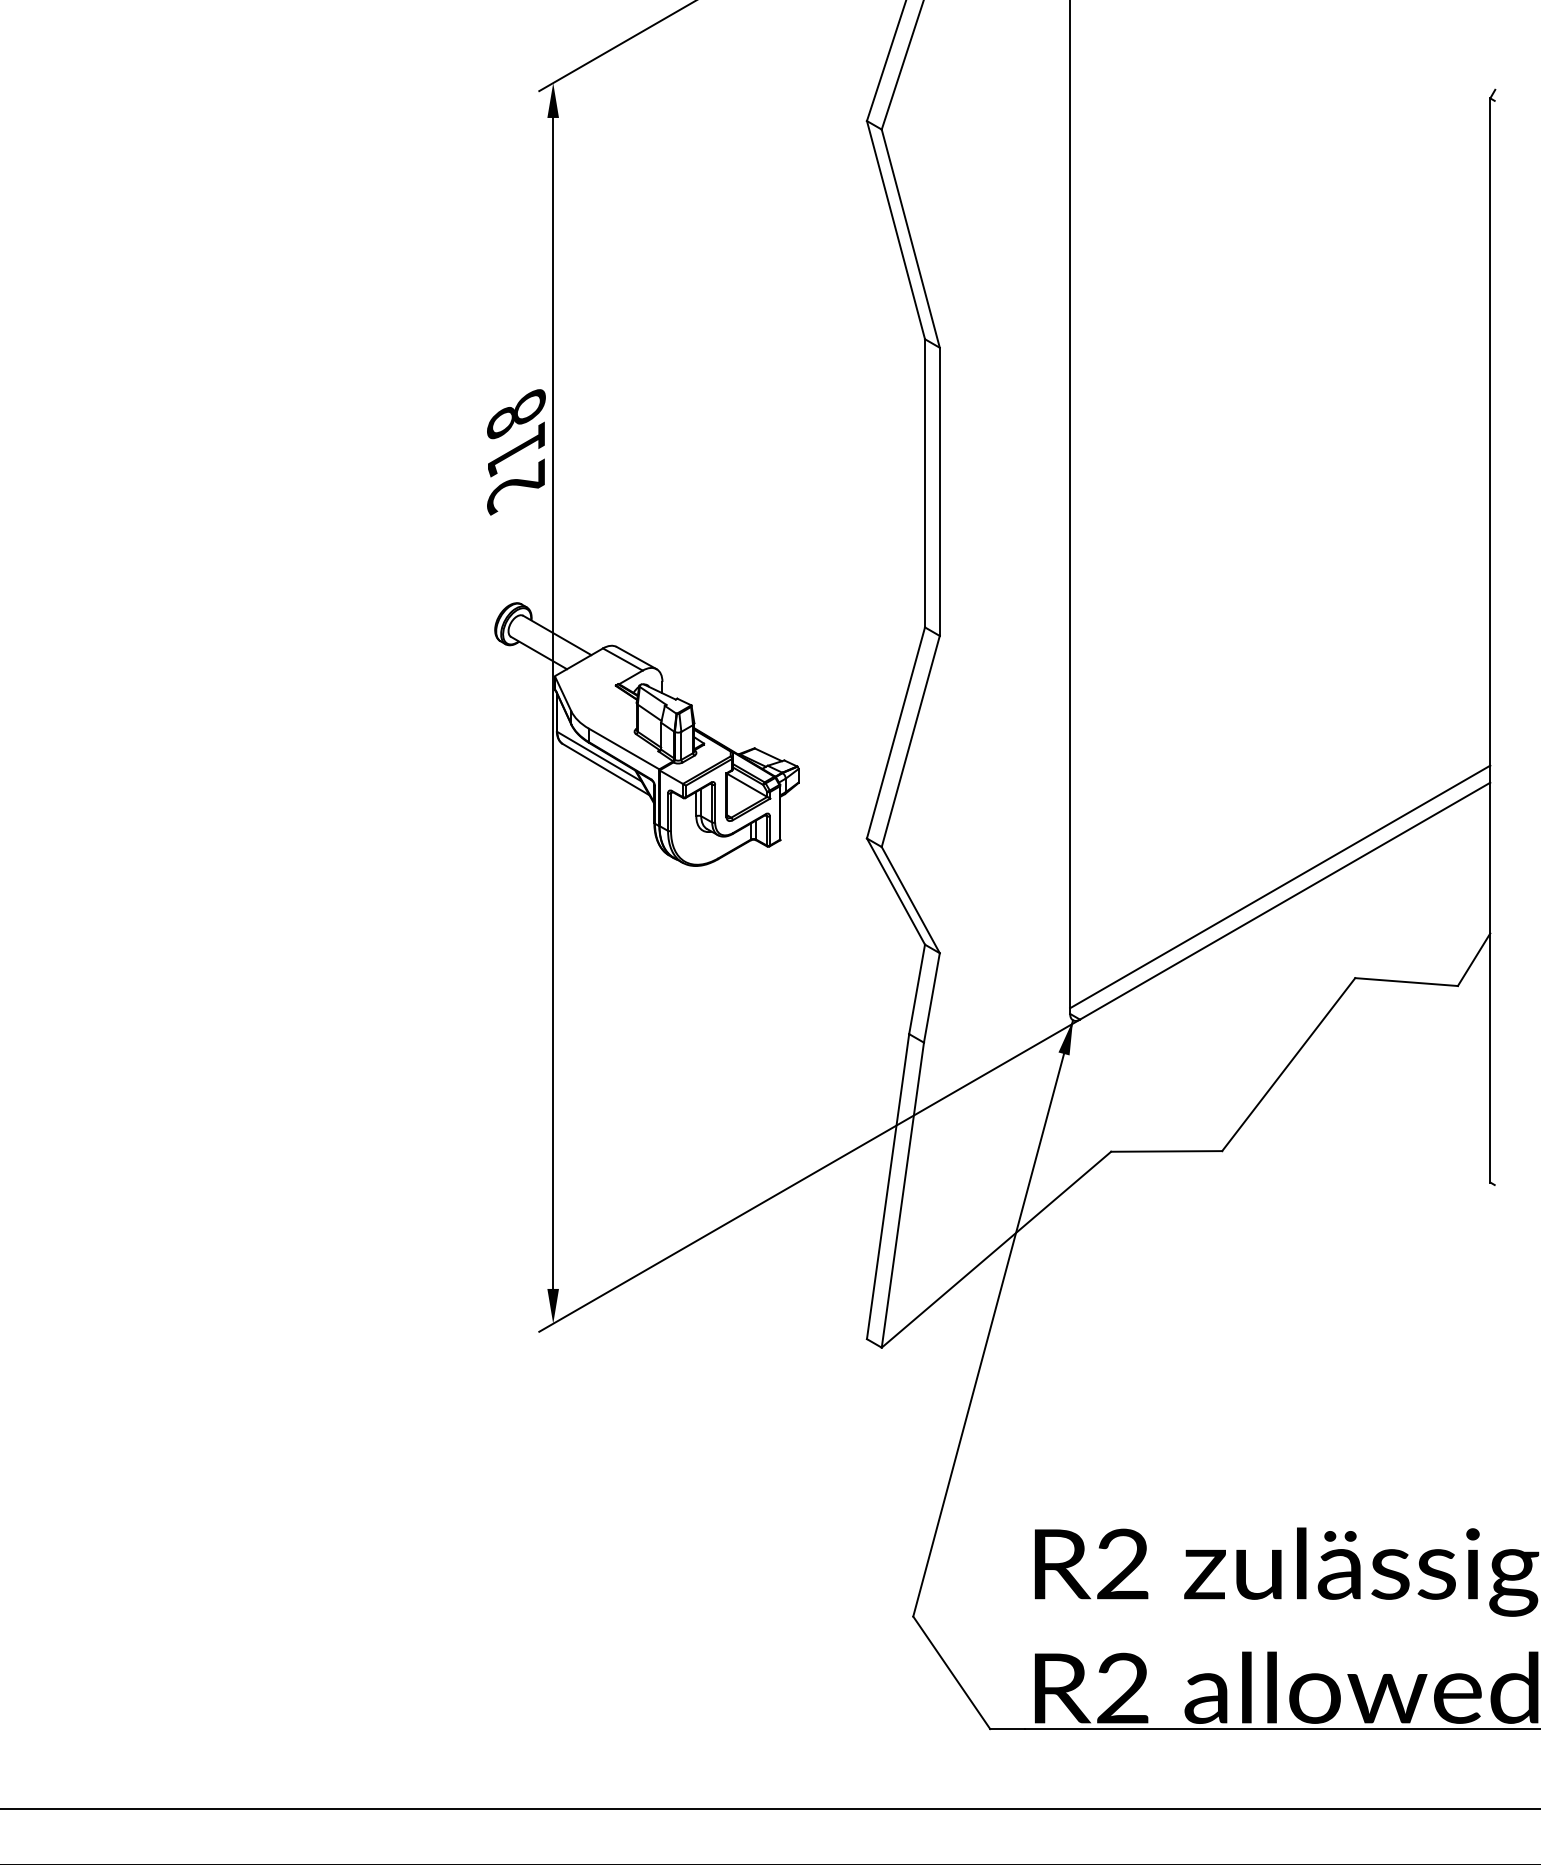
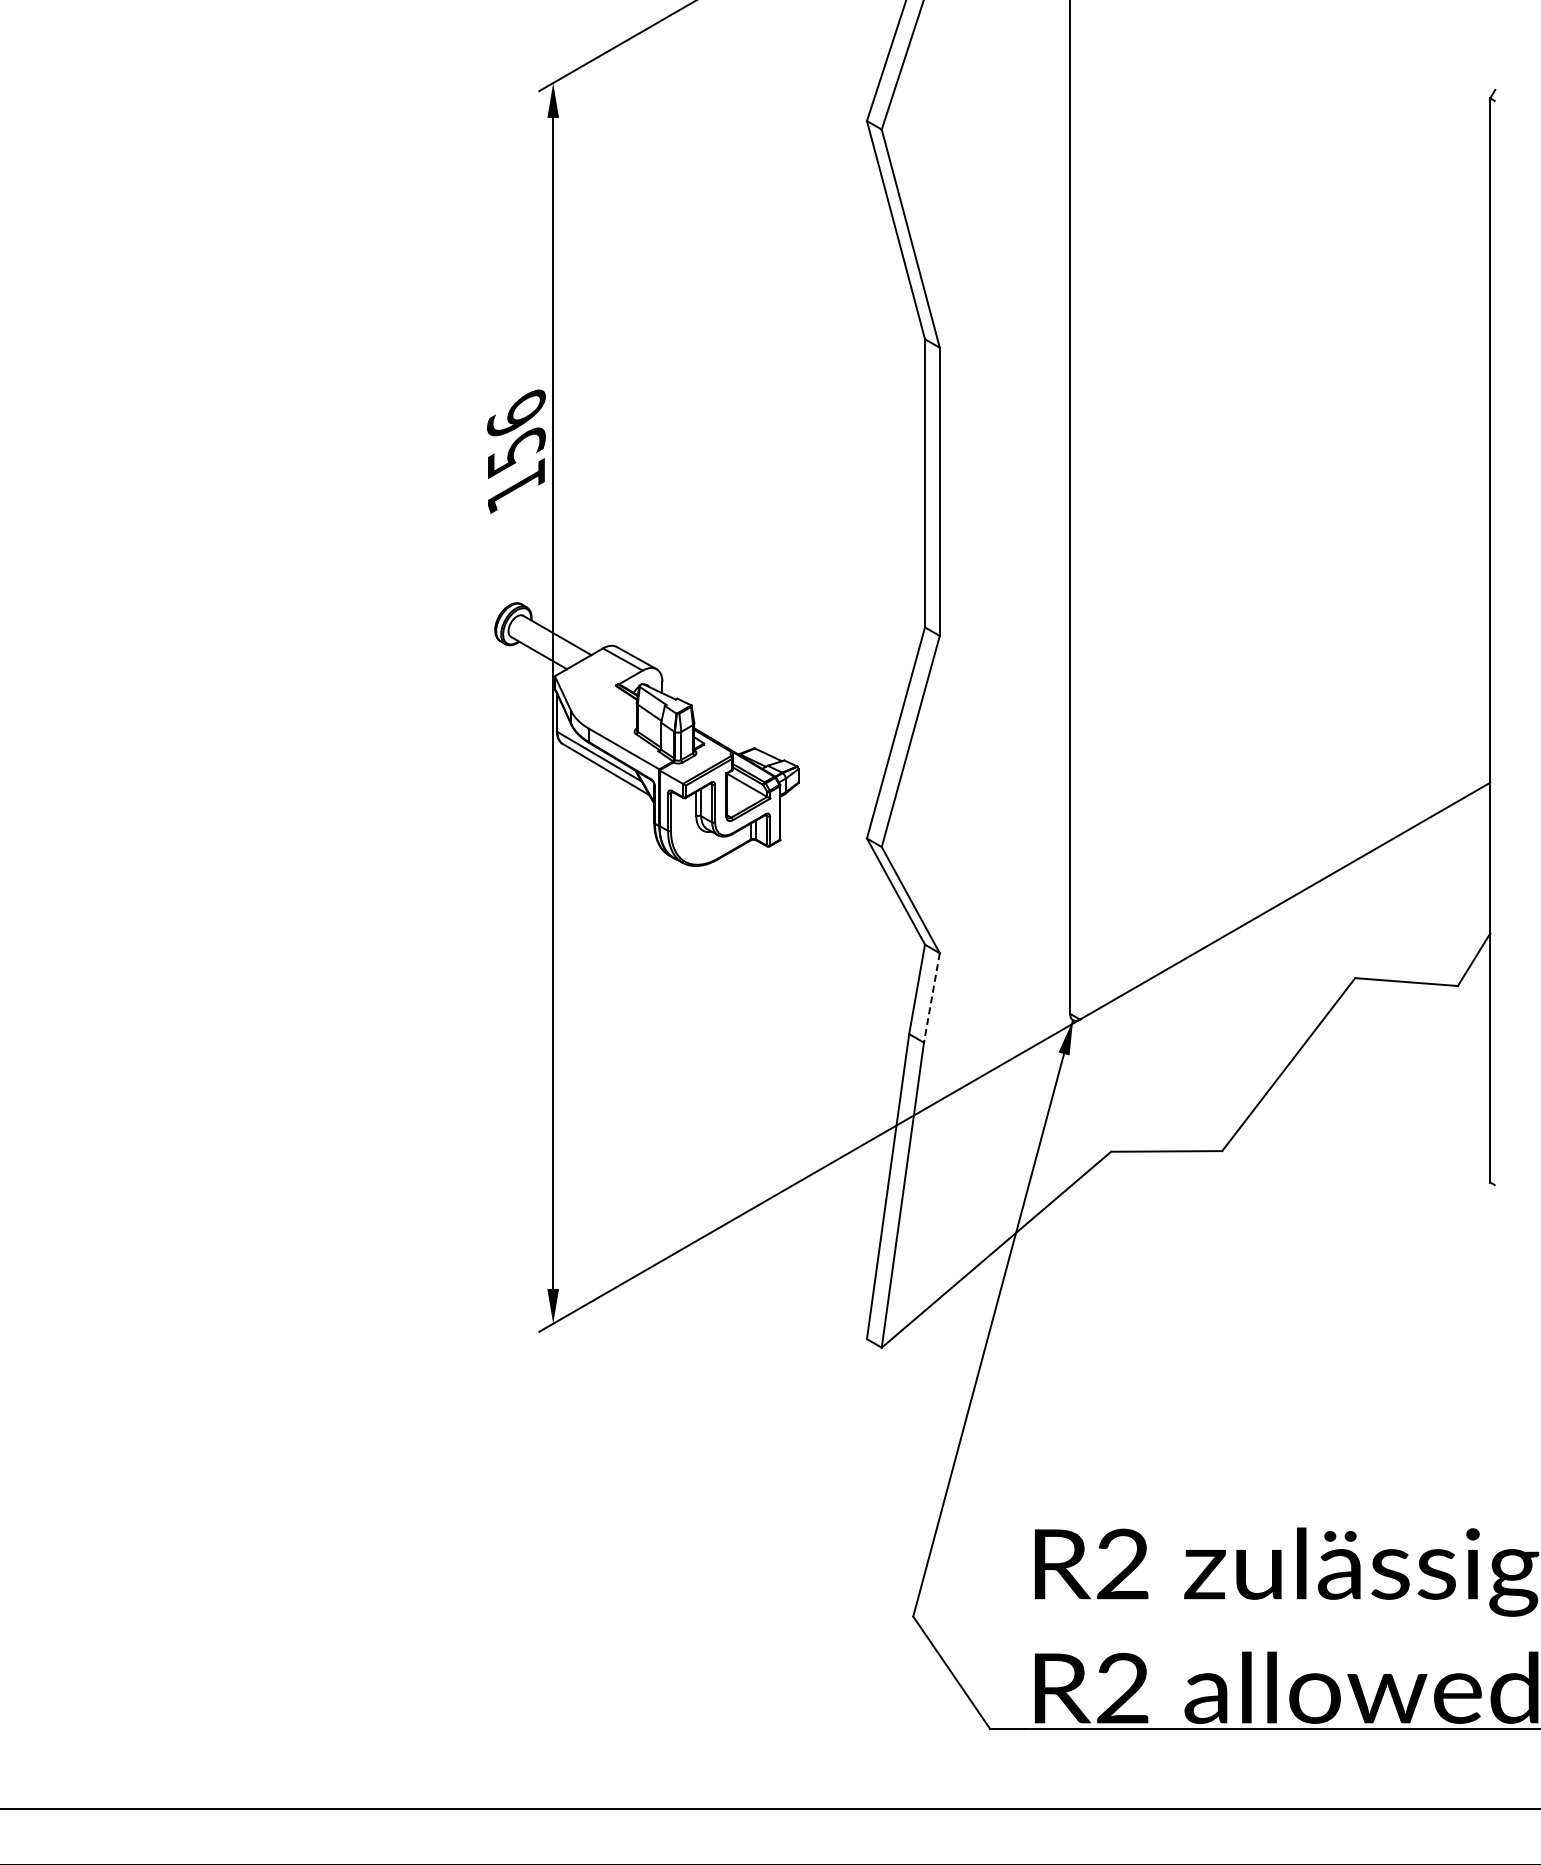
text: 218 -> 156 (516, 452)
line: present -> none (1280, 886)
line: solid -> dashed (931, 998)
